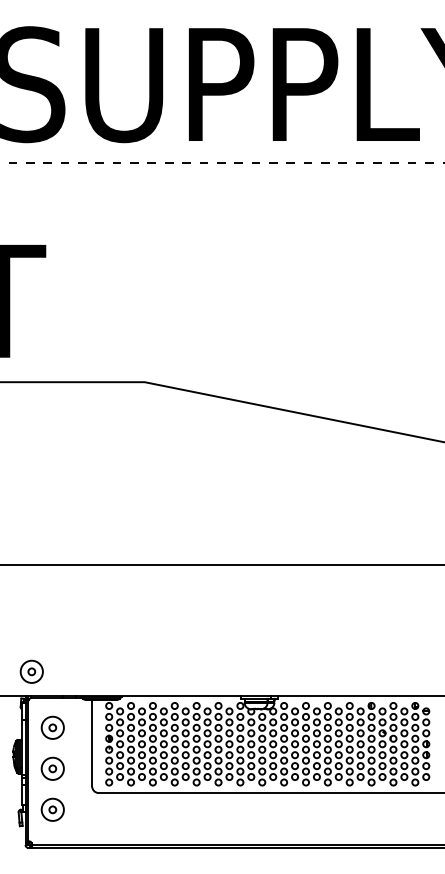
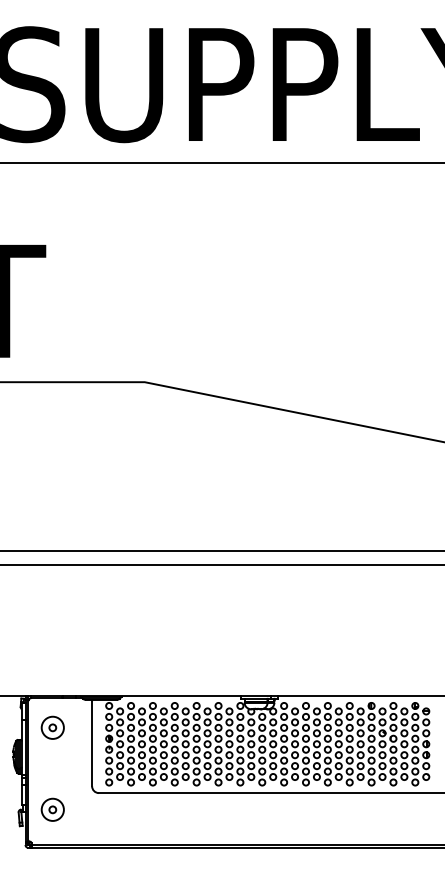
line: dashed -> solid (222, 162)
line: none -> present (221, 550)
part: present -> none (31, 671)
part: present -> none (52, 768)
